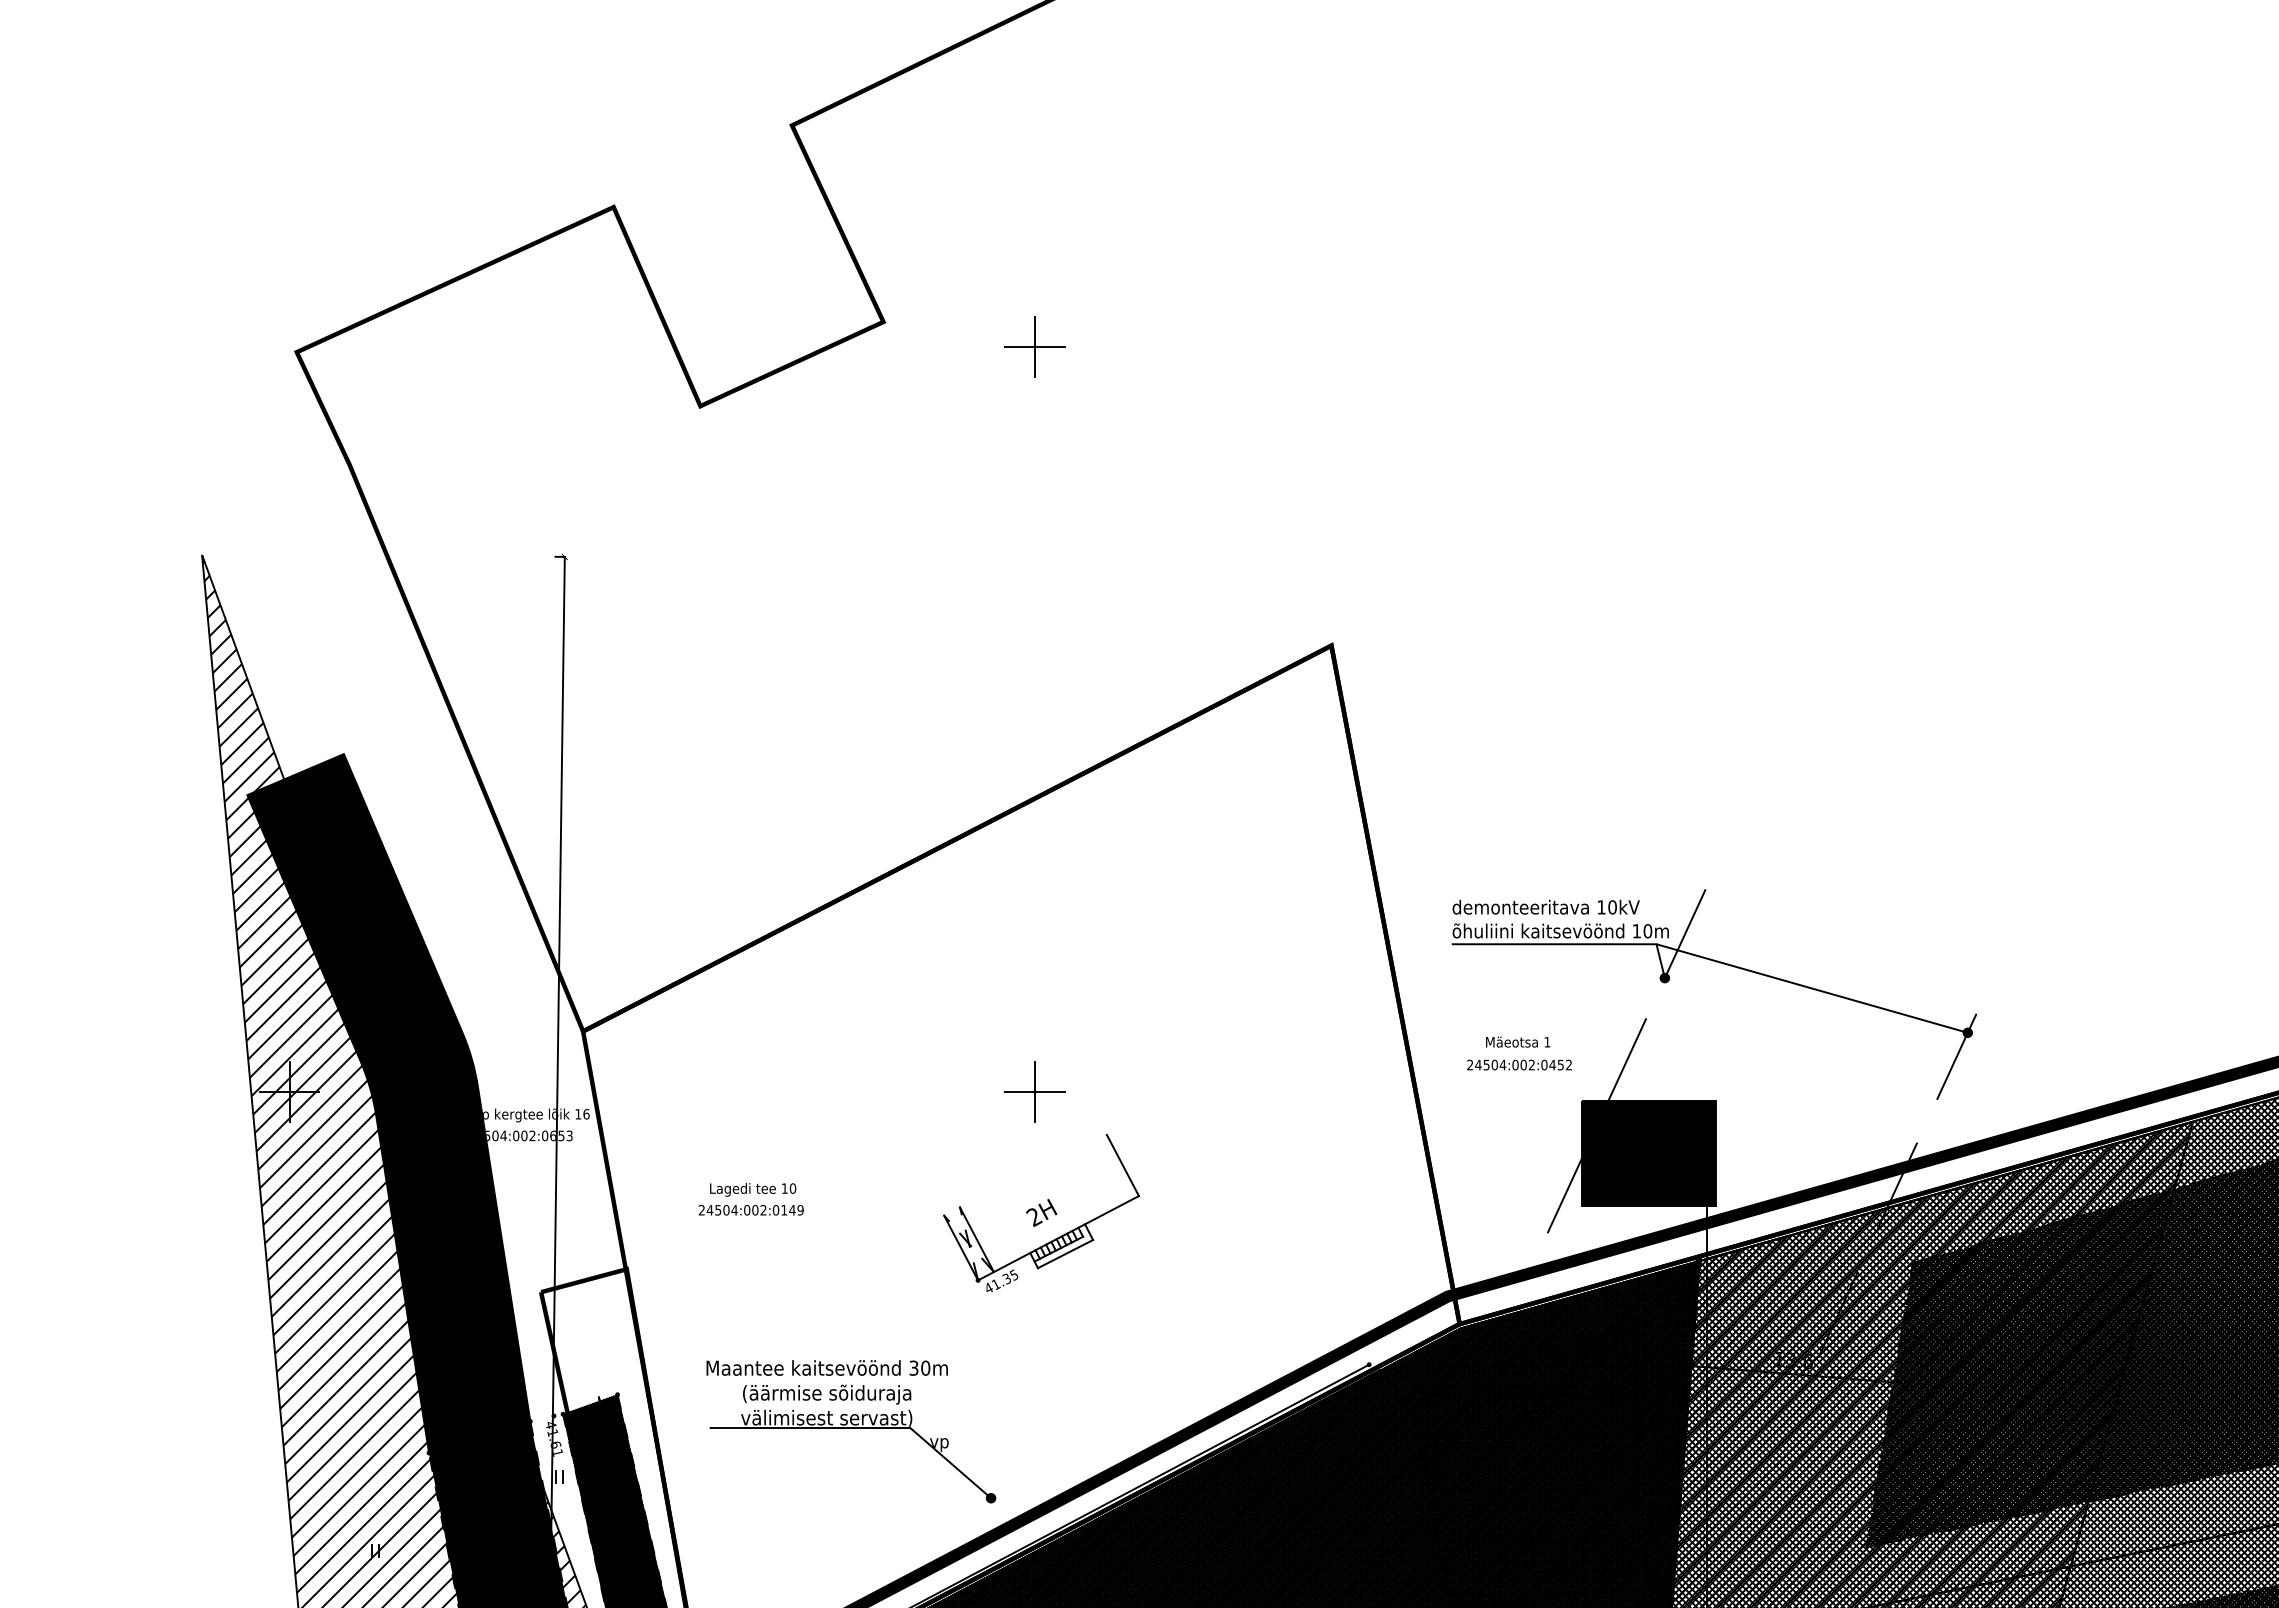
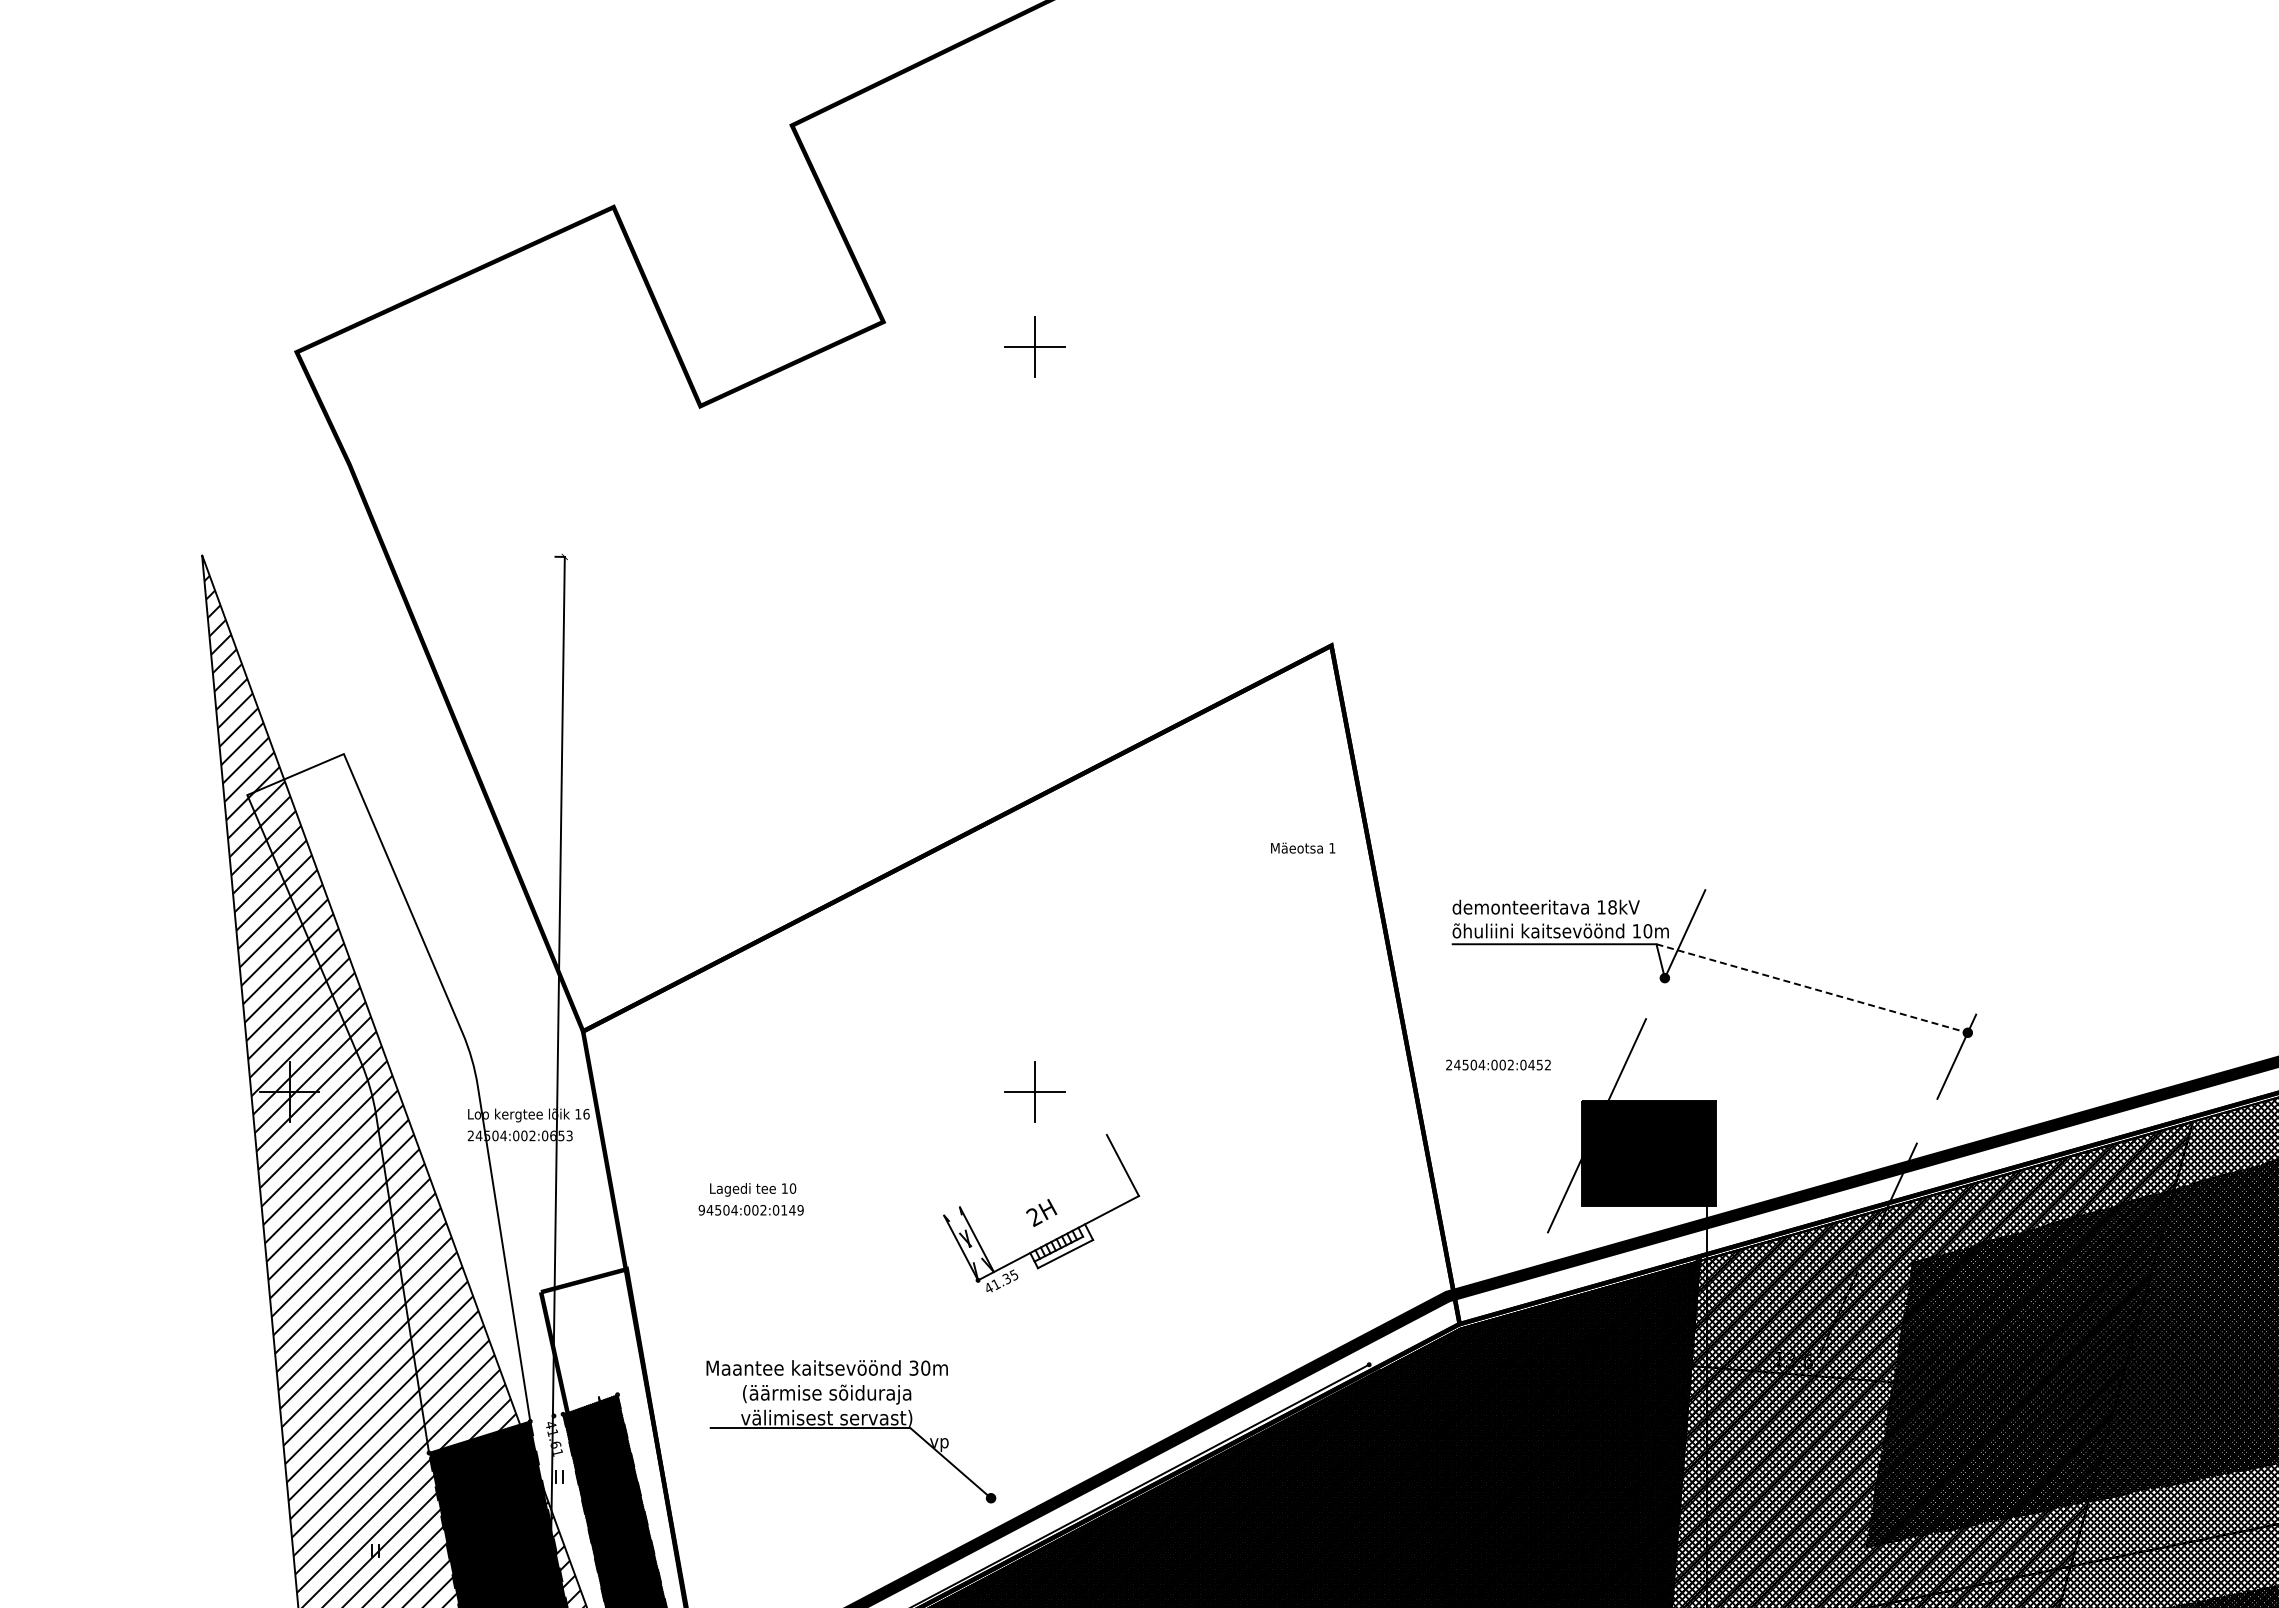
text: 10kV -> 18kV (1612, 907)
line: solid -> dashed (1812, 988)
text position: (1518, 1041) -> (1303, 847) (1303, 847)
text position: (1519, 1064) -> (1498, 1064) (1498, 1064)
fill: present -> none (388, 1103)
text: 24504:002:0149 -> 94504:002:0149 (701, 1210)
